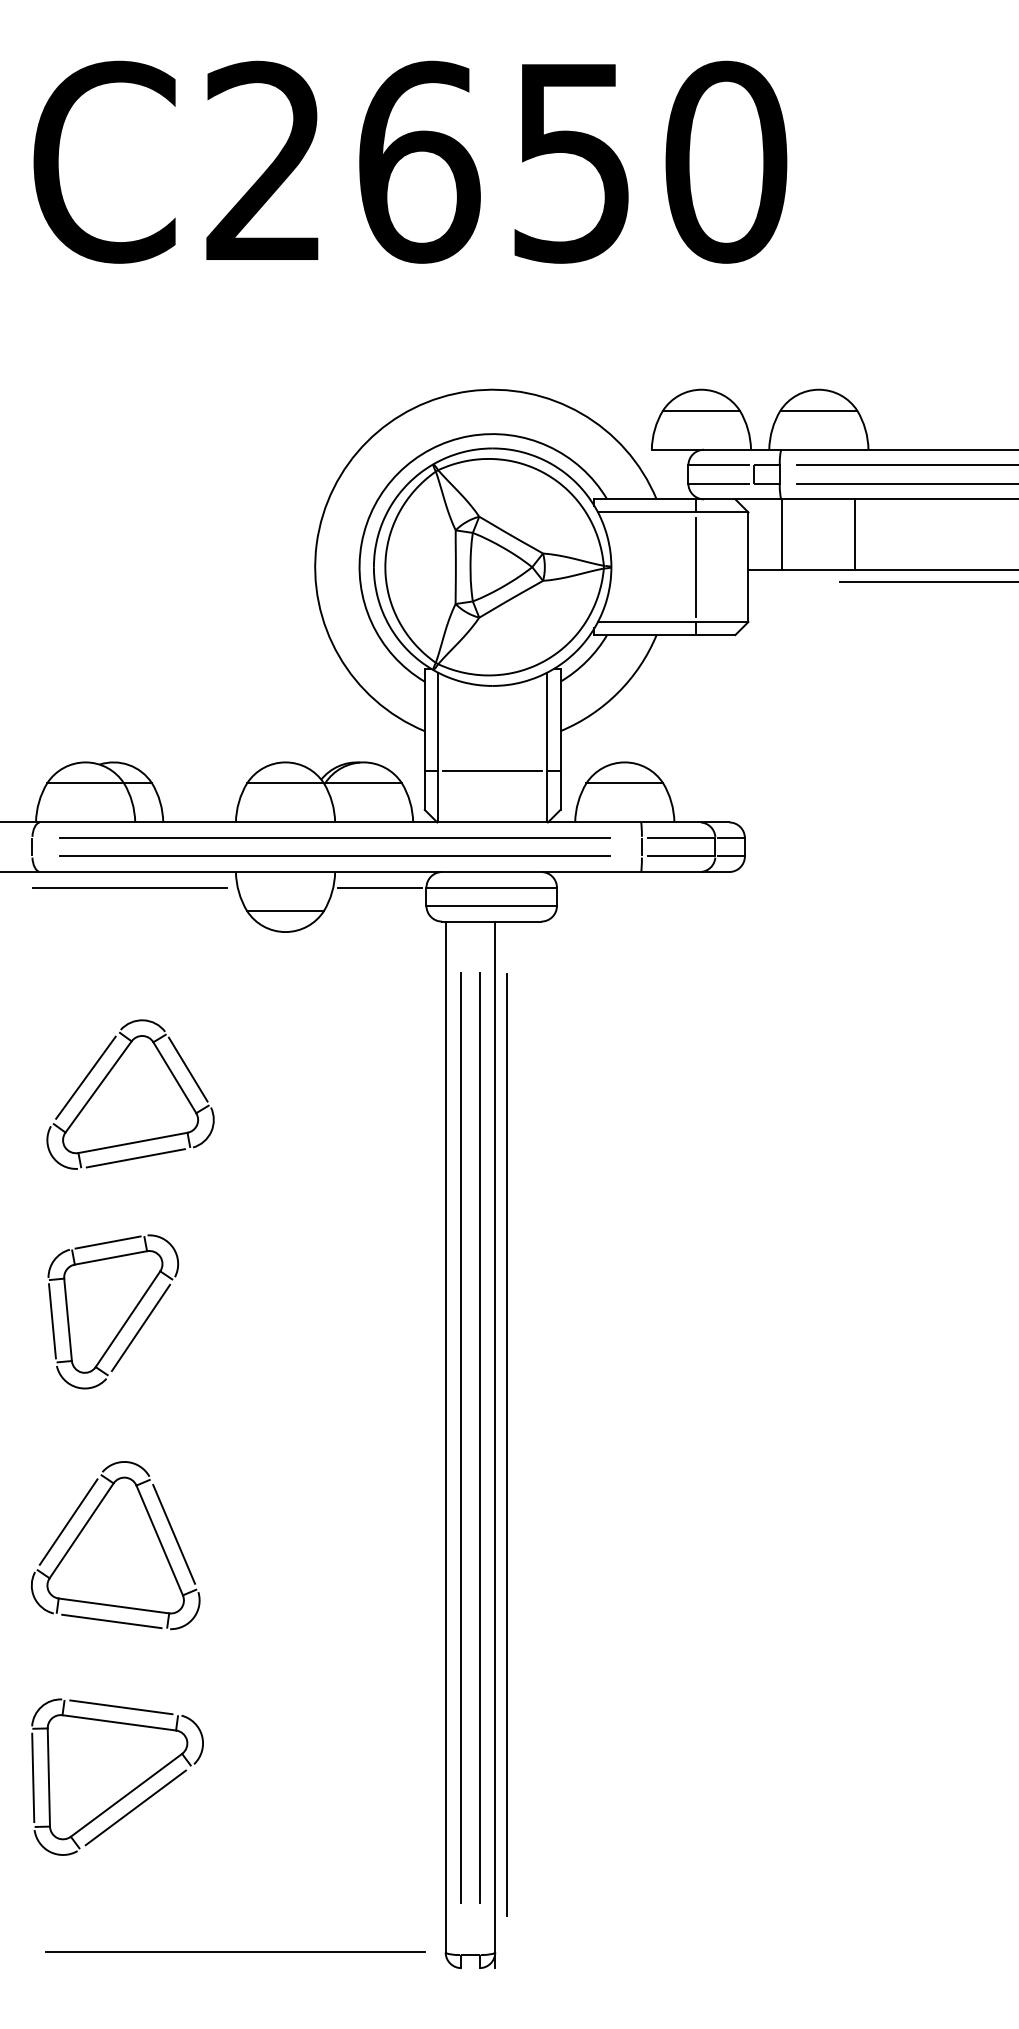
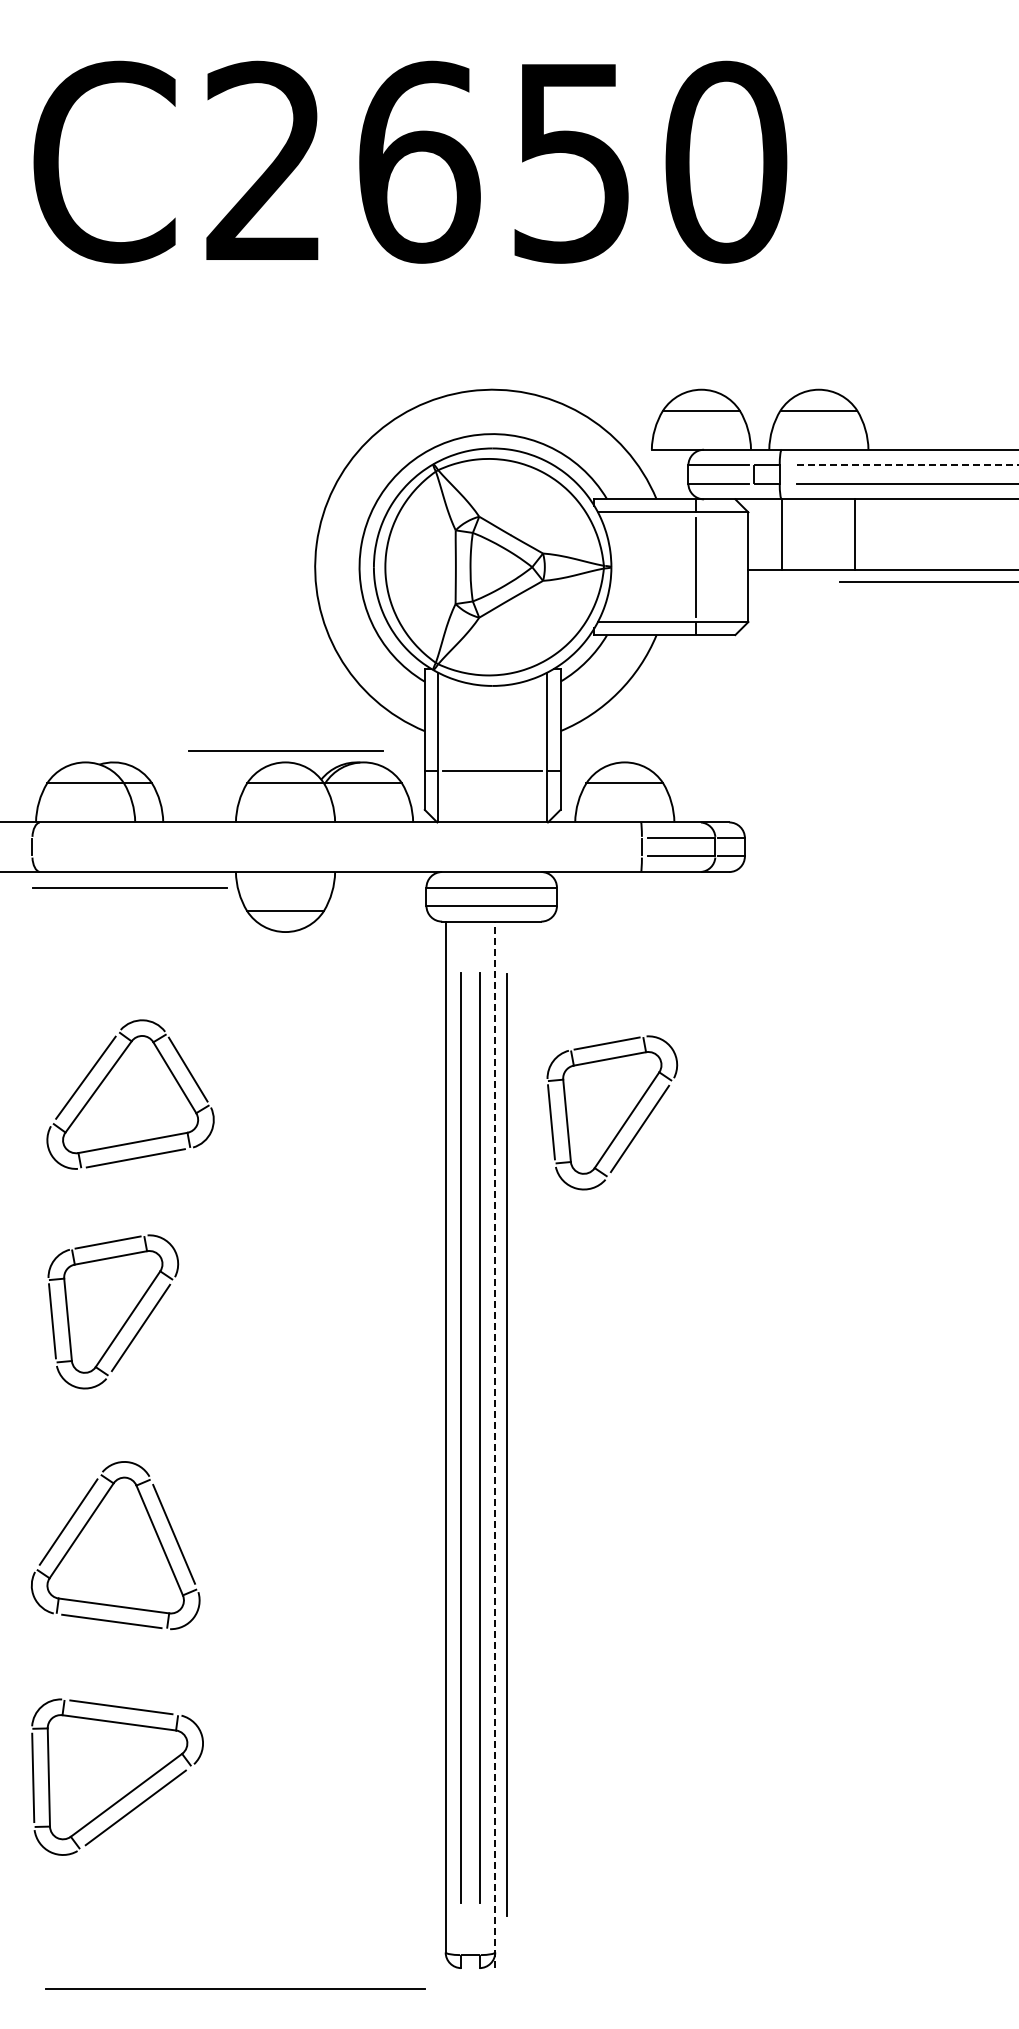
line: solid -> dashed (907, 465)
line: none -> present (285, 750)
line: present -> none (335, 838)
line: present -> none (335, 856)
line: present -> none (379, 887)
part: none -> present (612, 1112)
line: solid -> dashed (495, 1444)
line position: (235, 1951) -> (235, 1988) (235, 1988)
